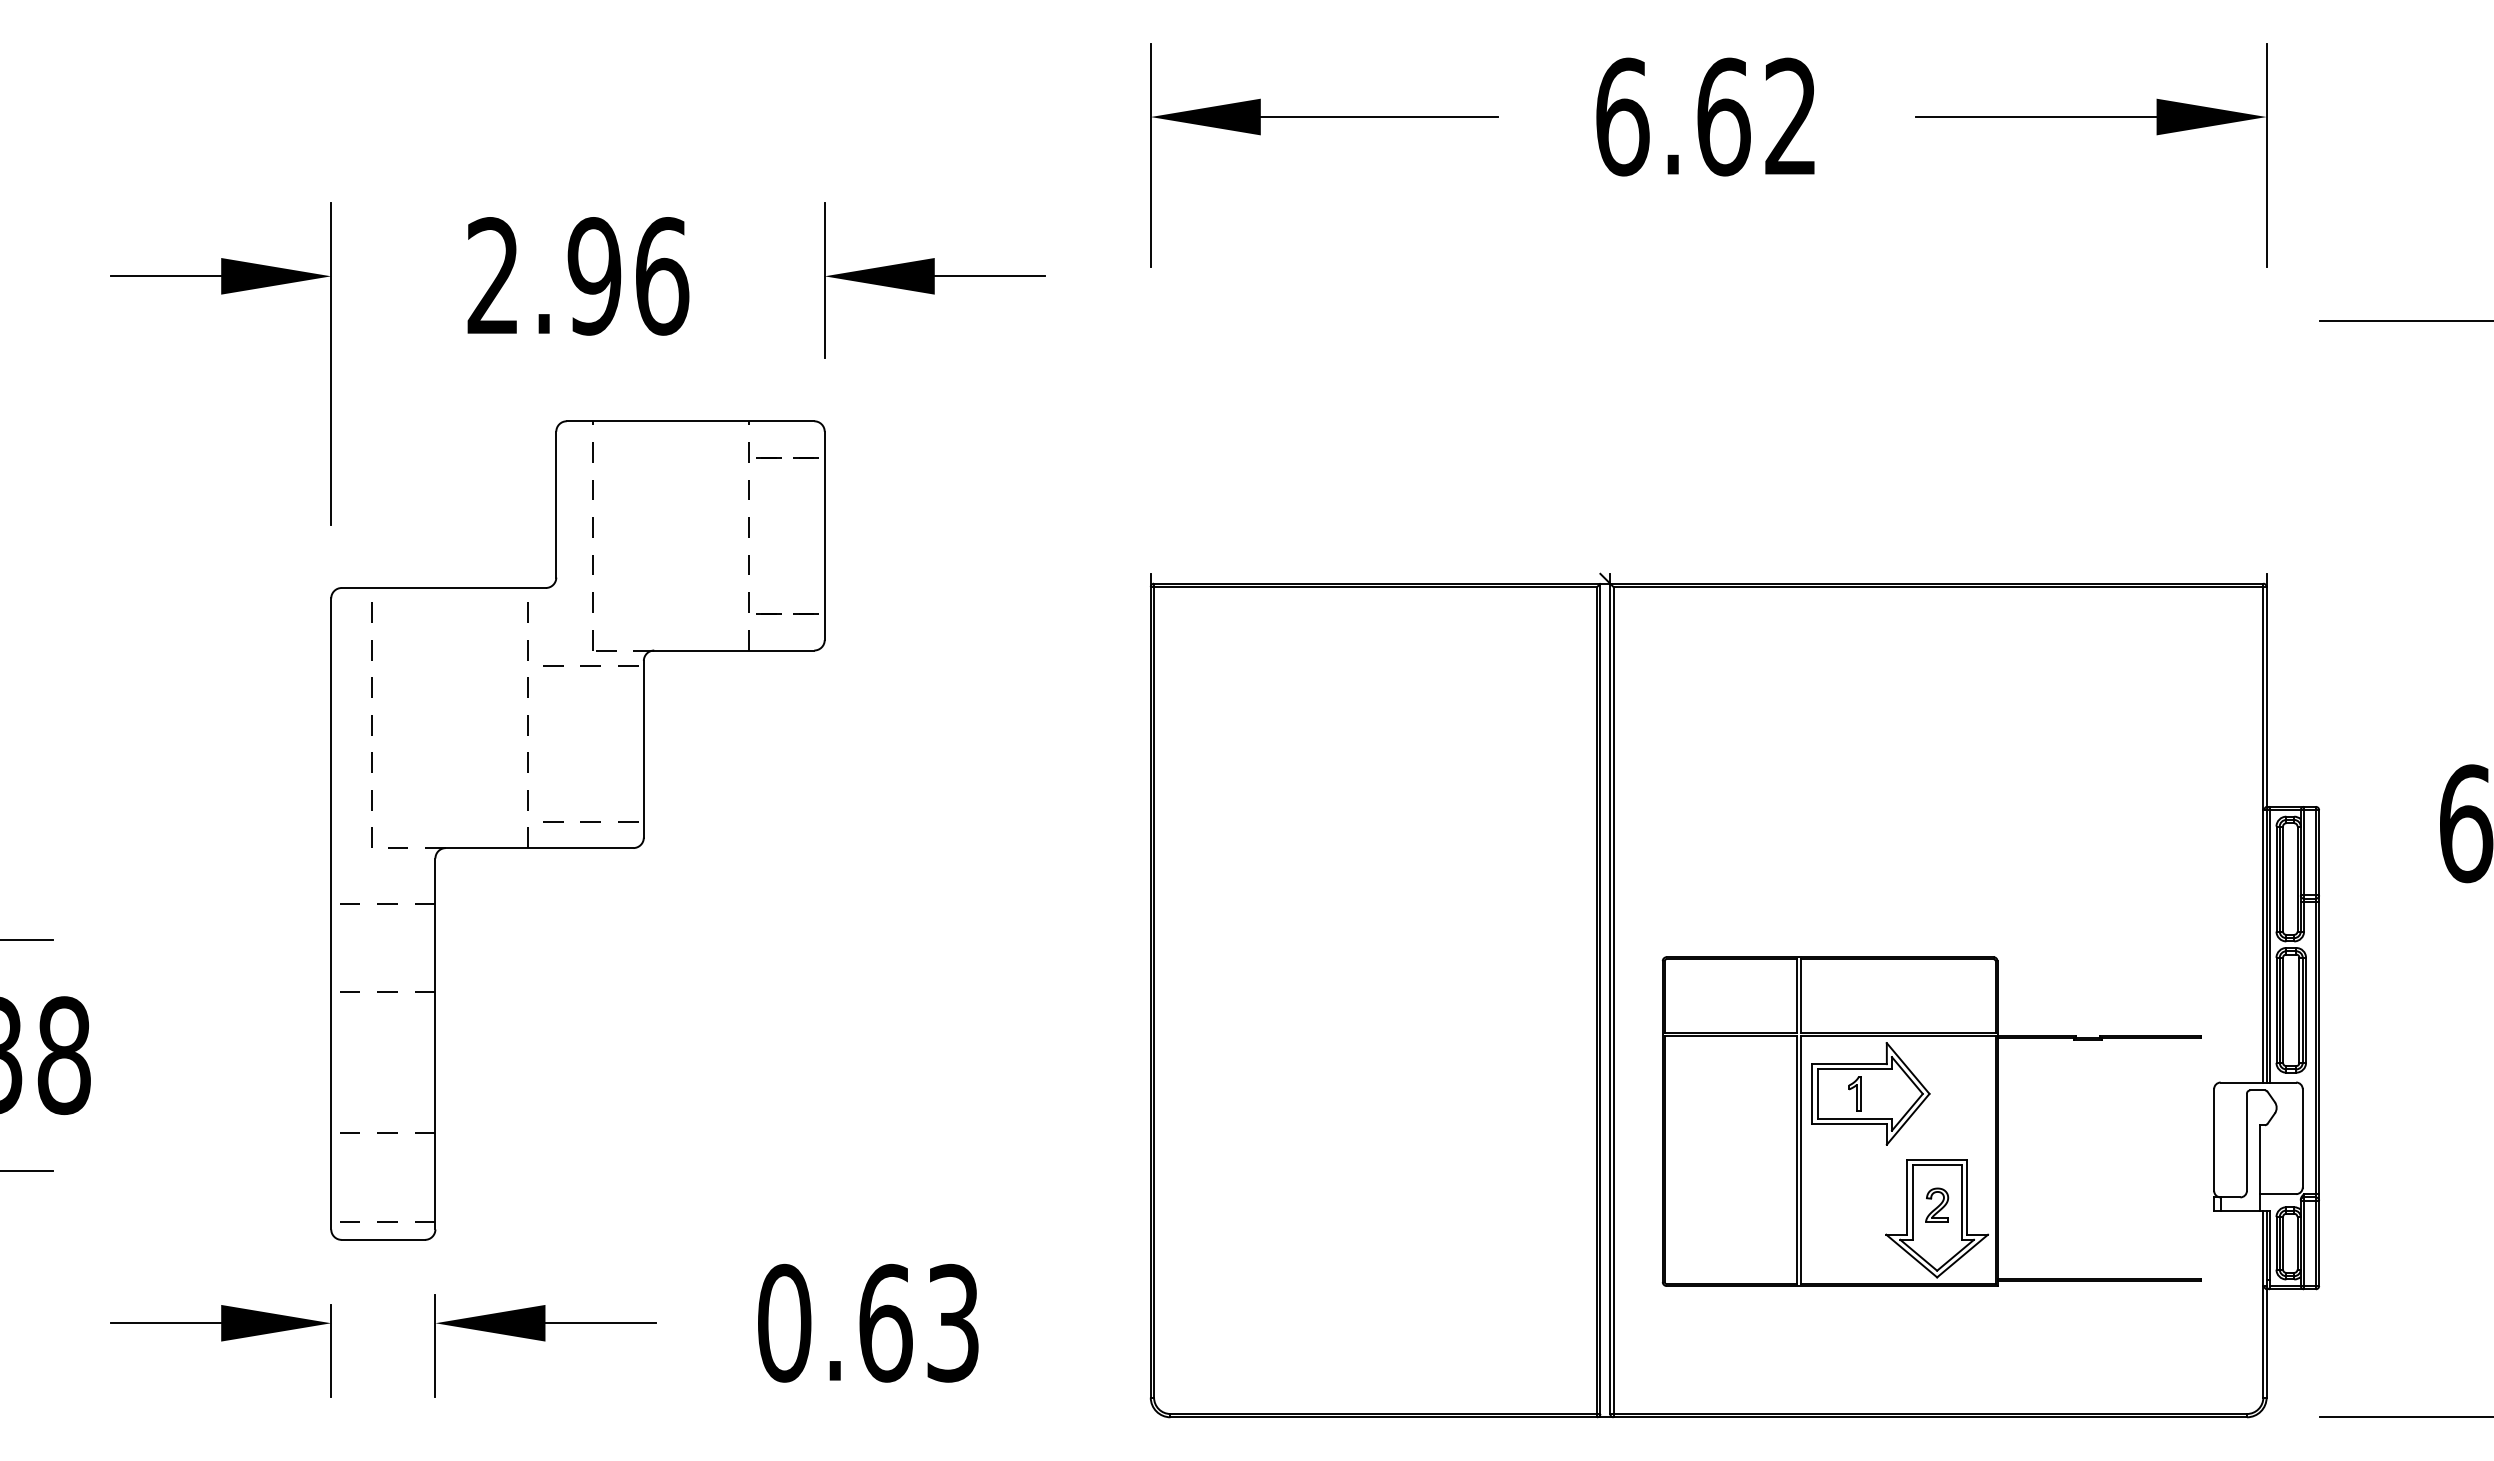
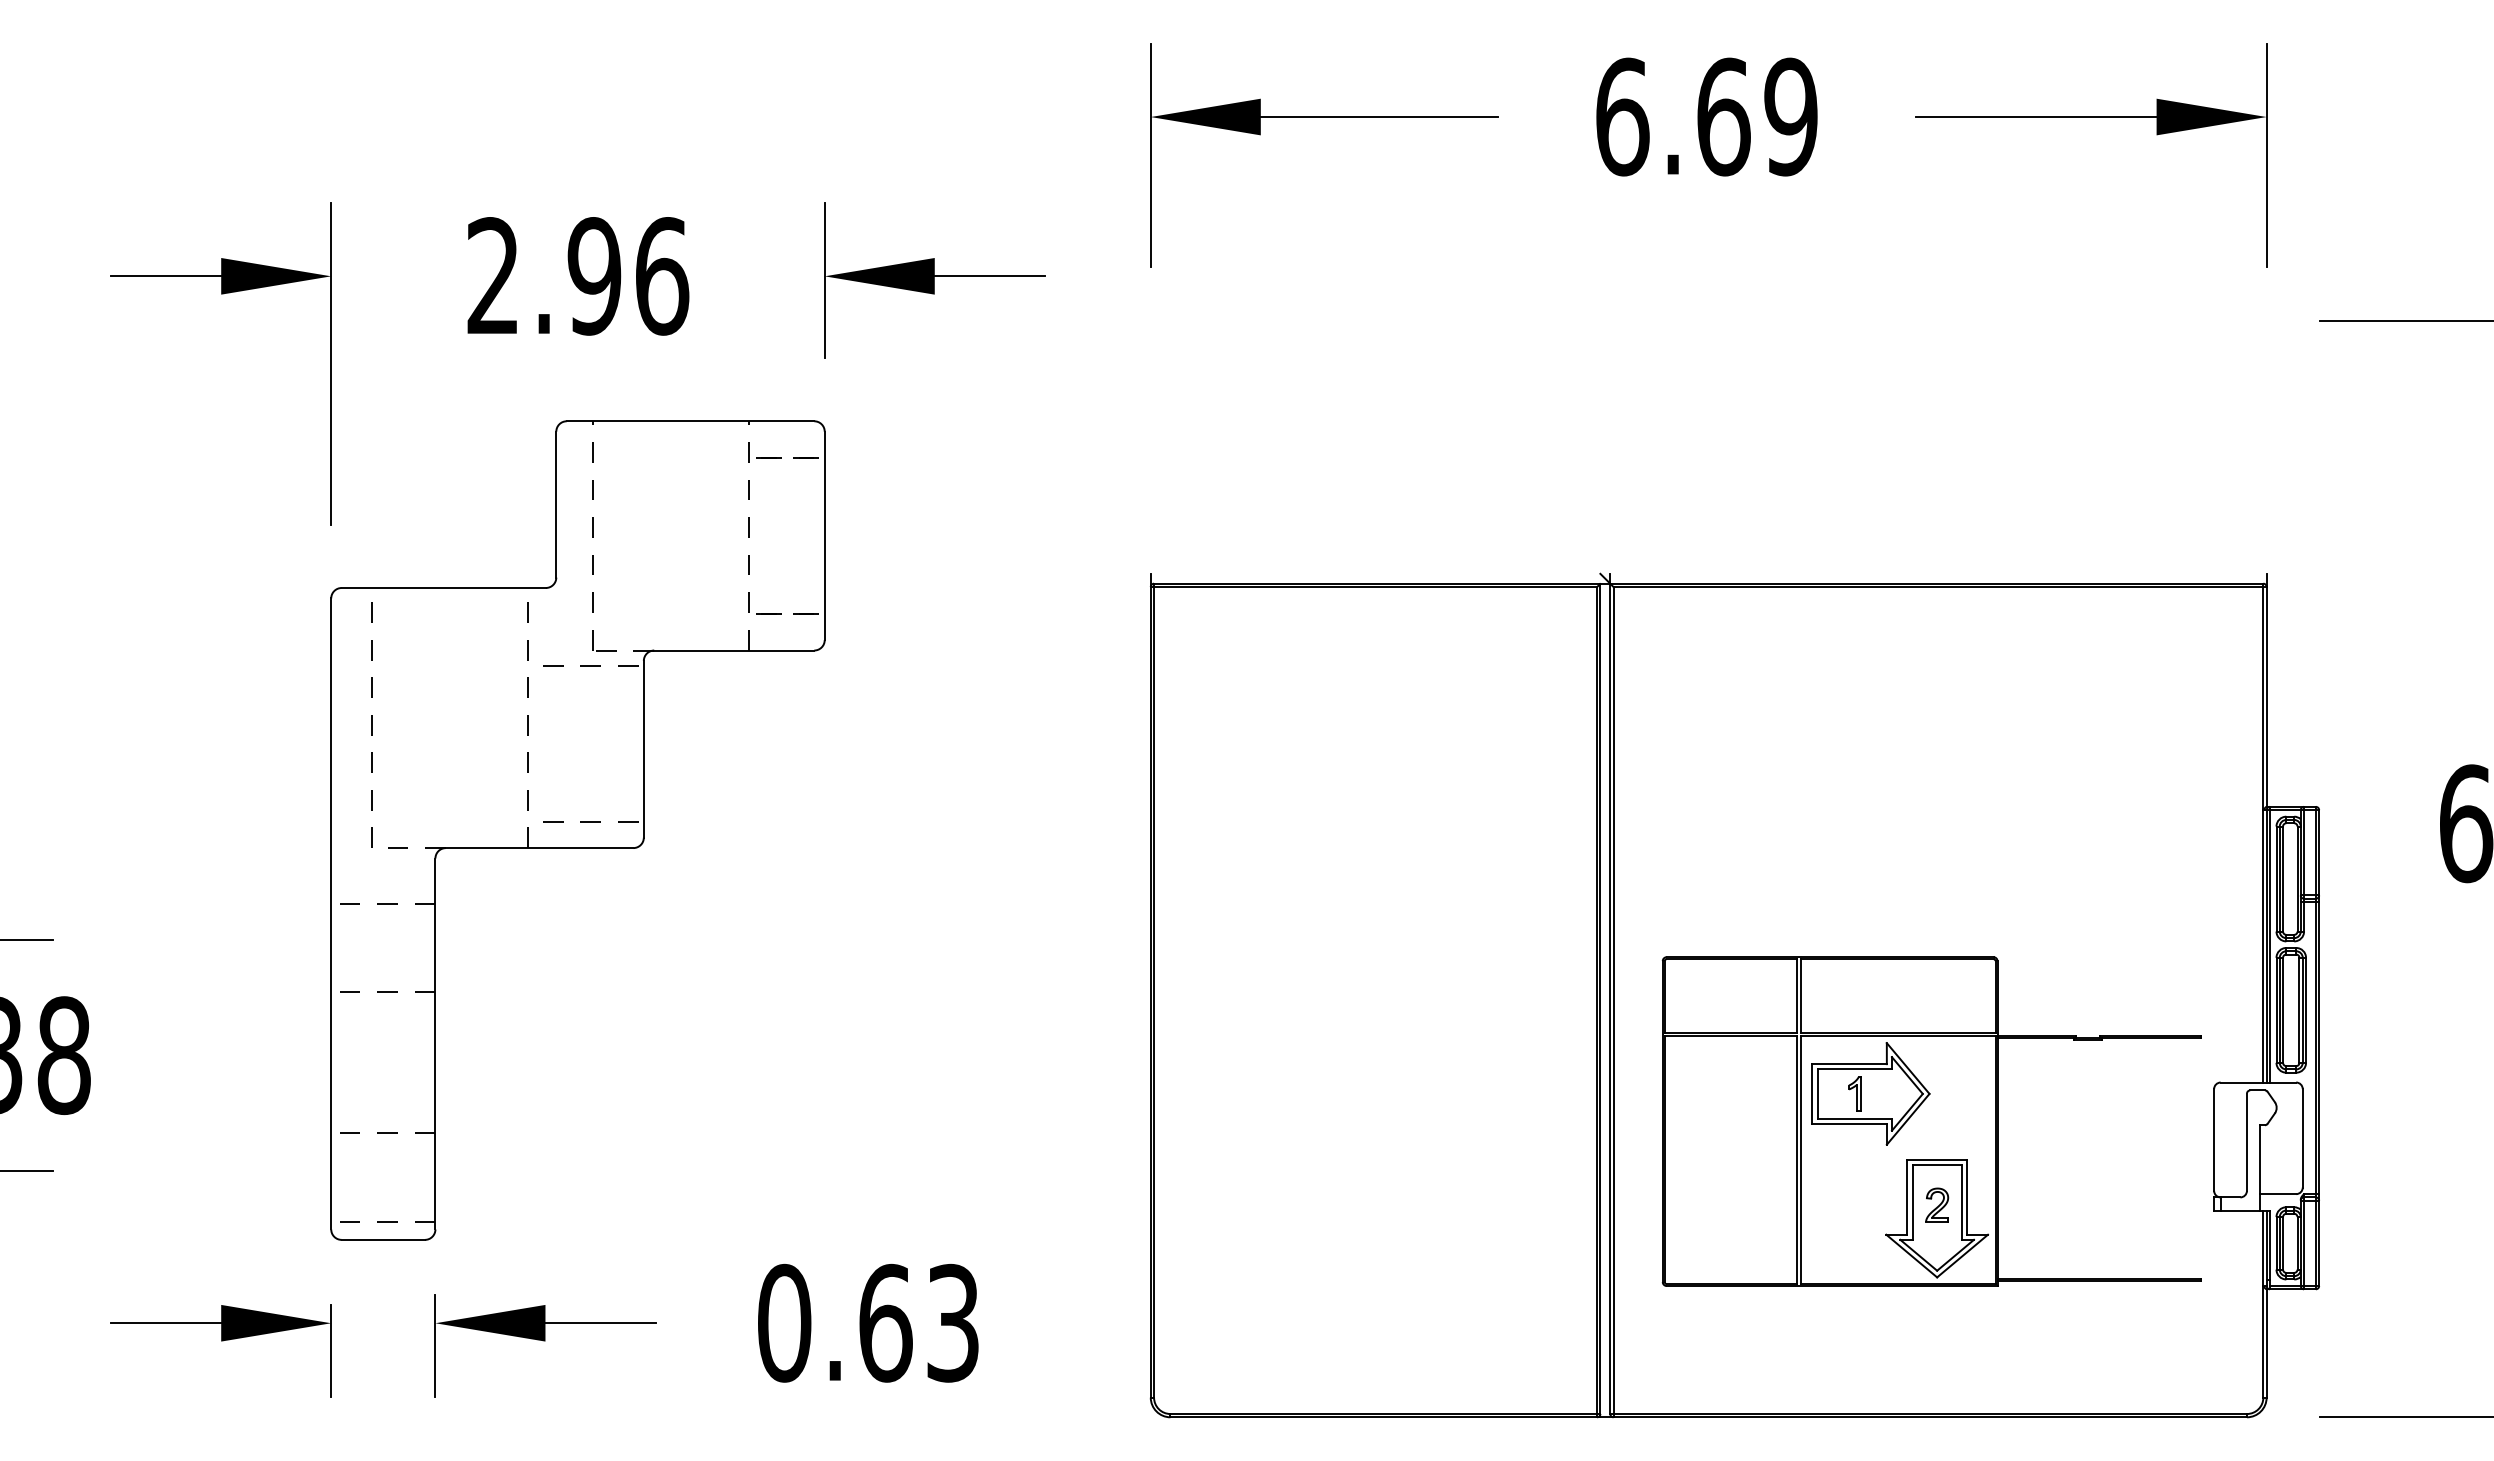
text: 6.62 -> 6.69 (1790, 116)
